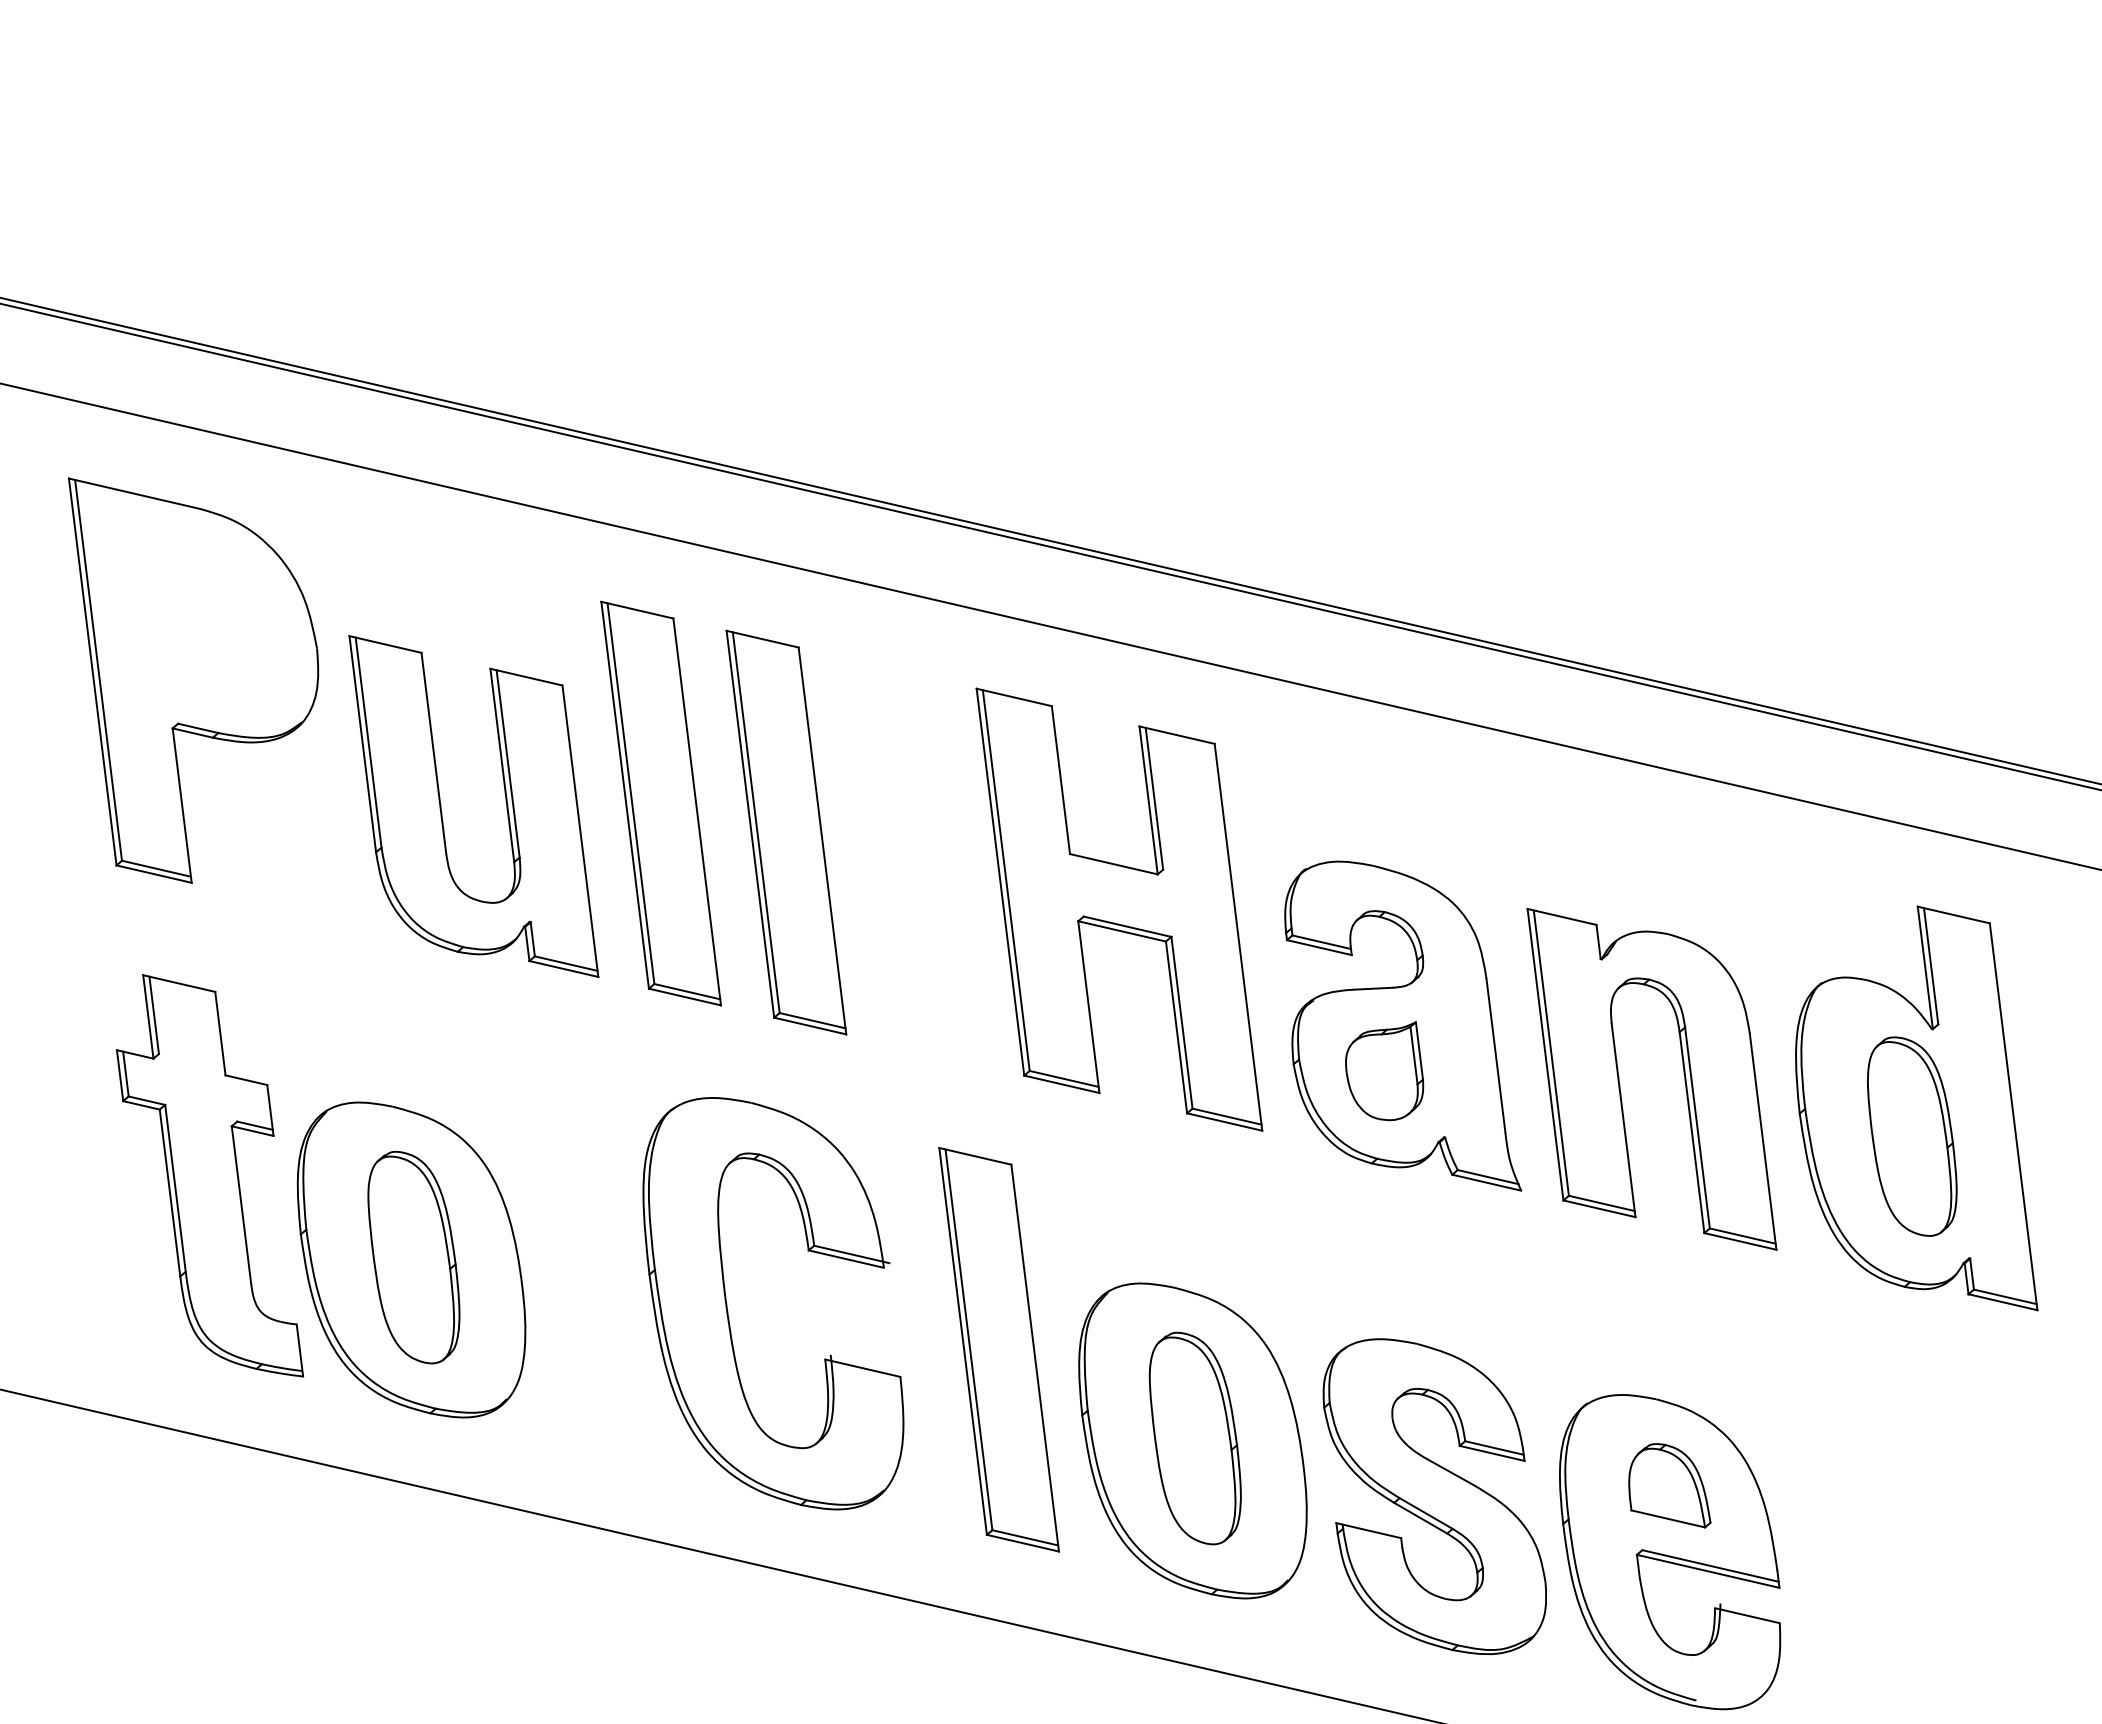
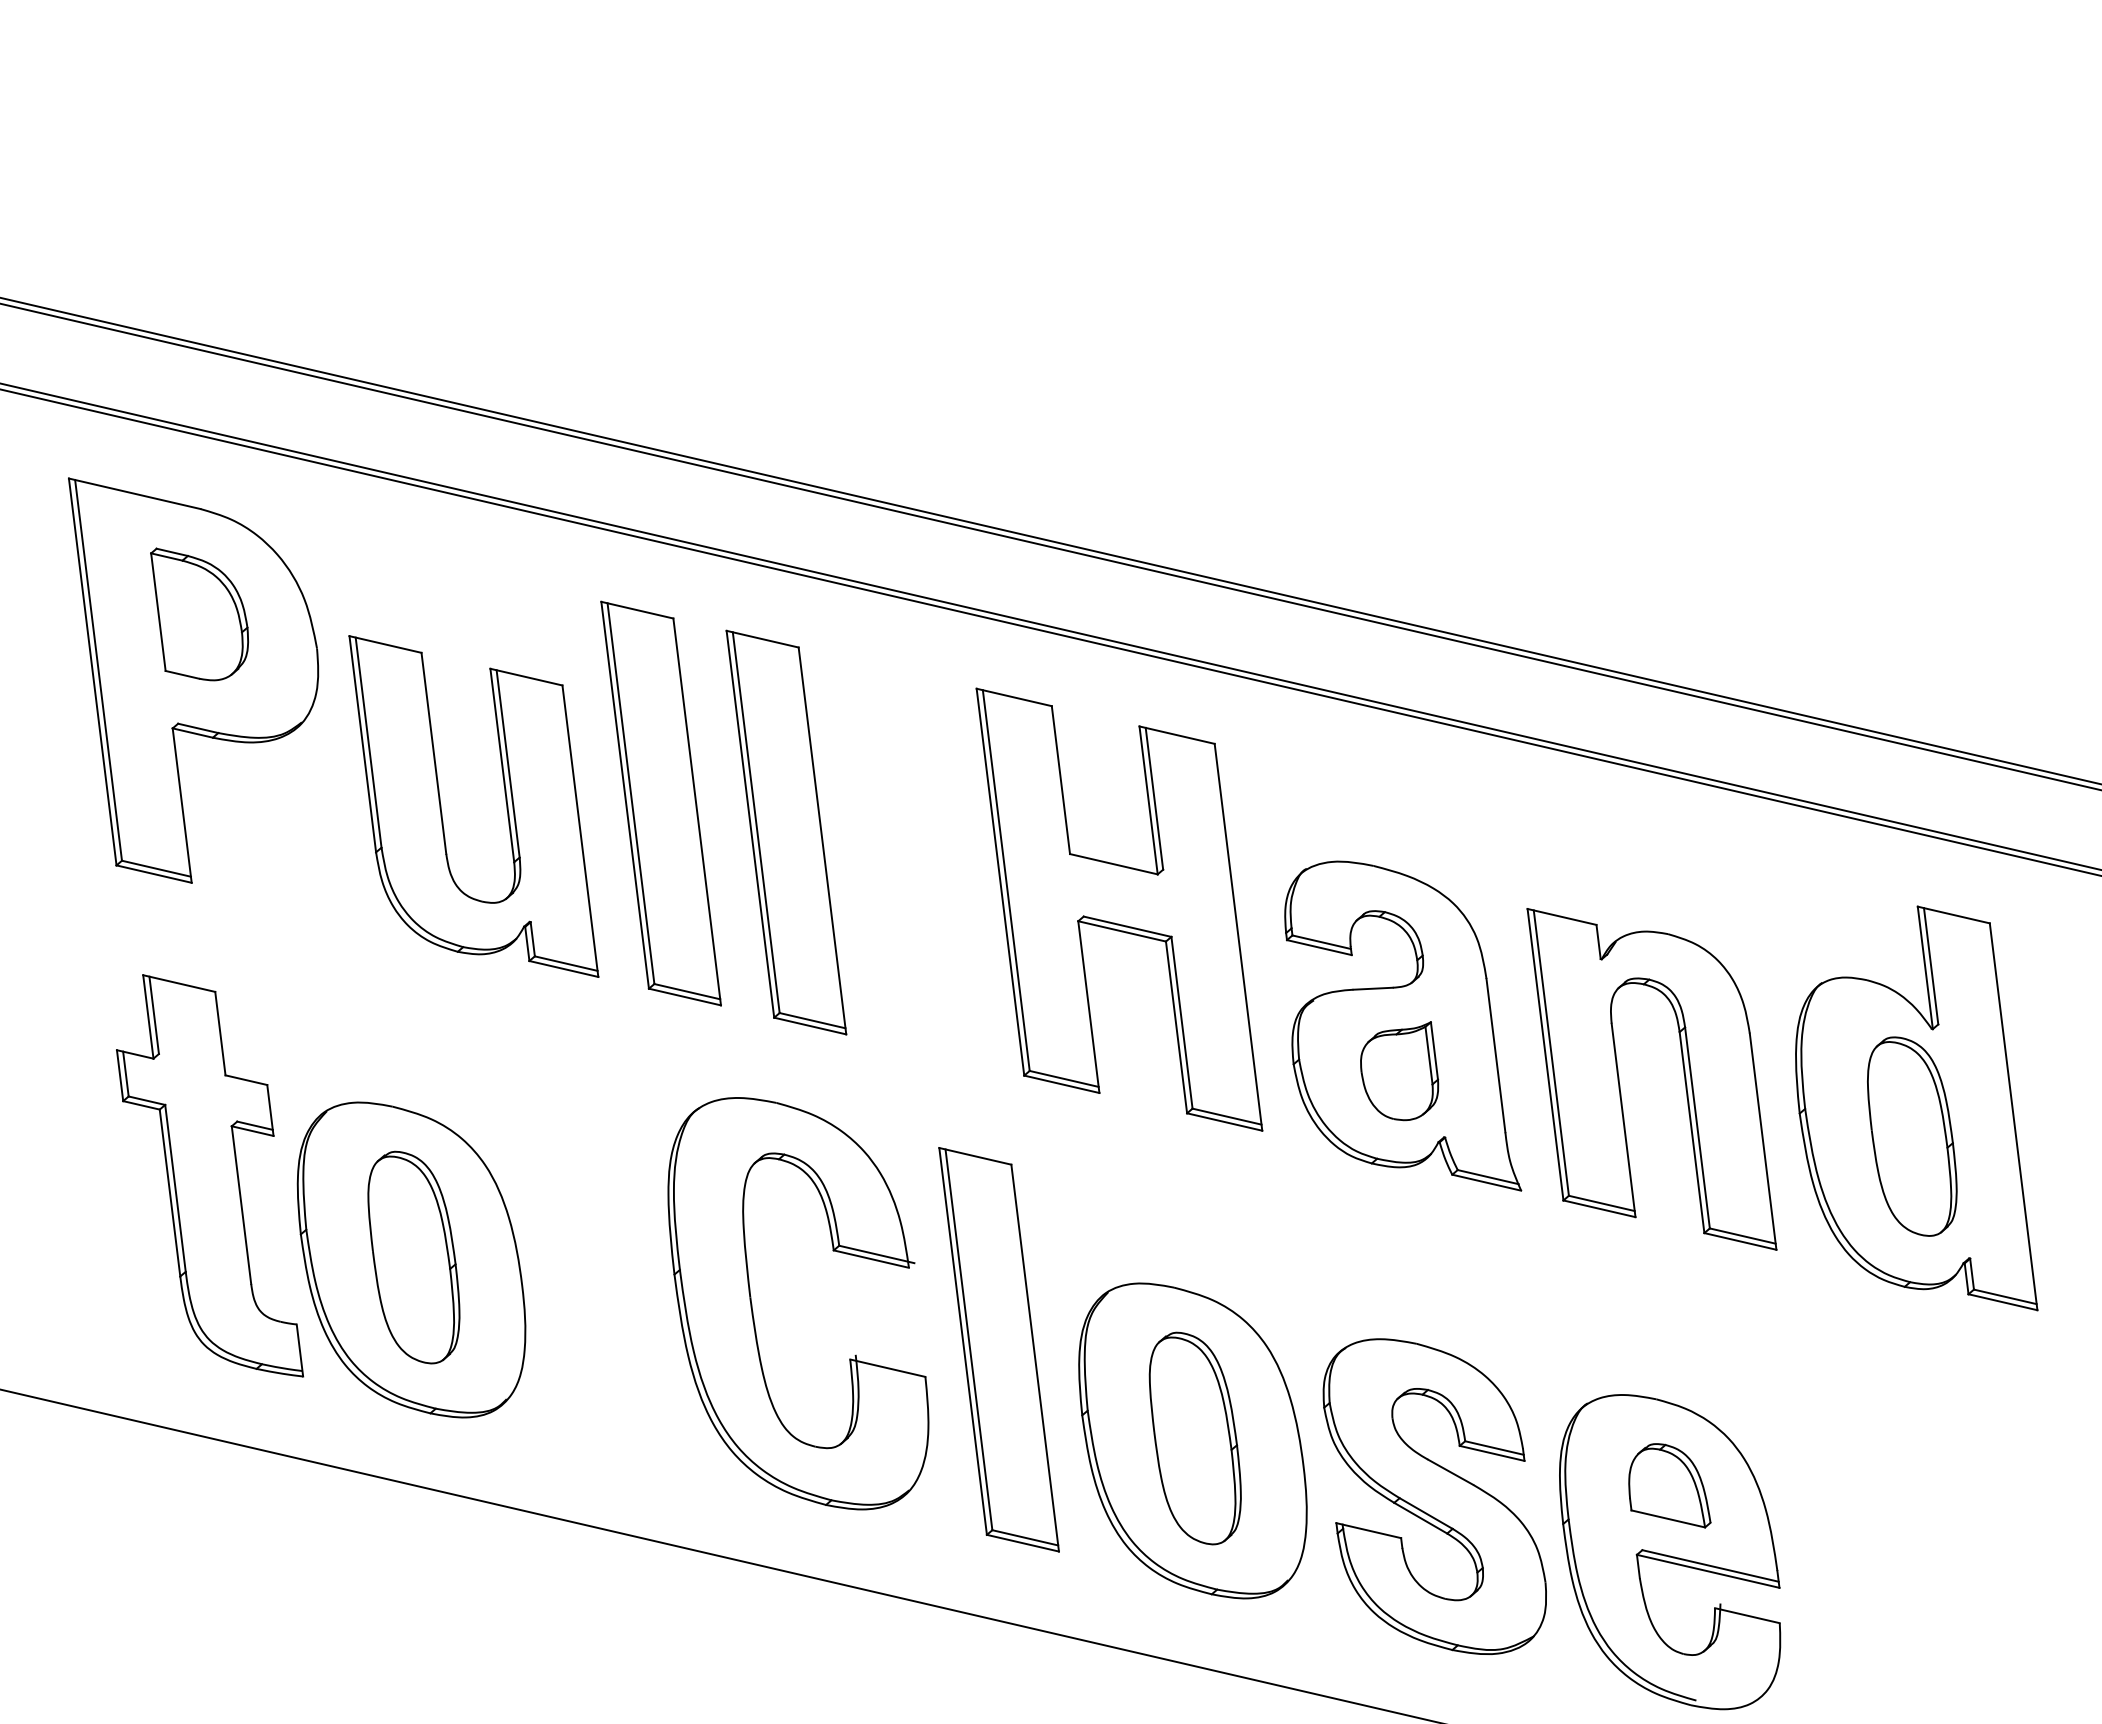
part: none -> present (199, 614)
line: none -> present (1050, 632)
part position: (1384, 1071) -> (1399, 1071) (1399, 1071)
part position: (728, 1311) -> (753, 1311) (753, 1311)
